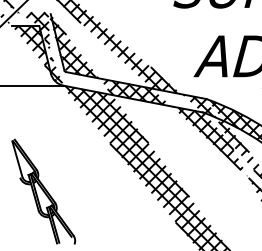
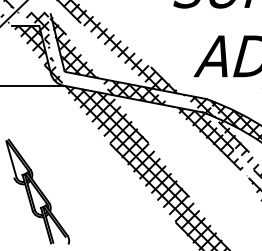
part position: (43, 191) -> (37, 191) (37, 191)
